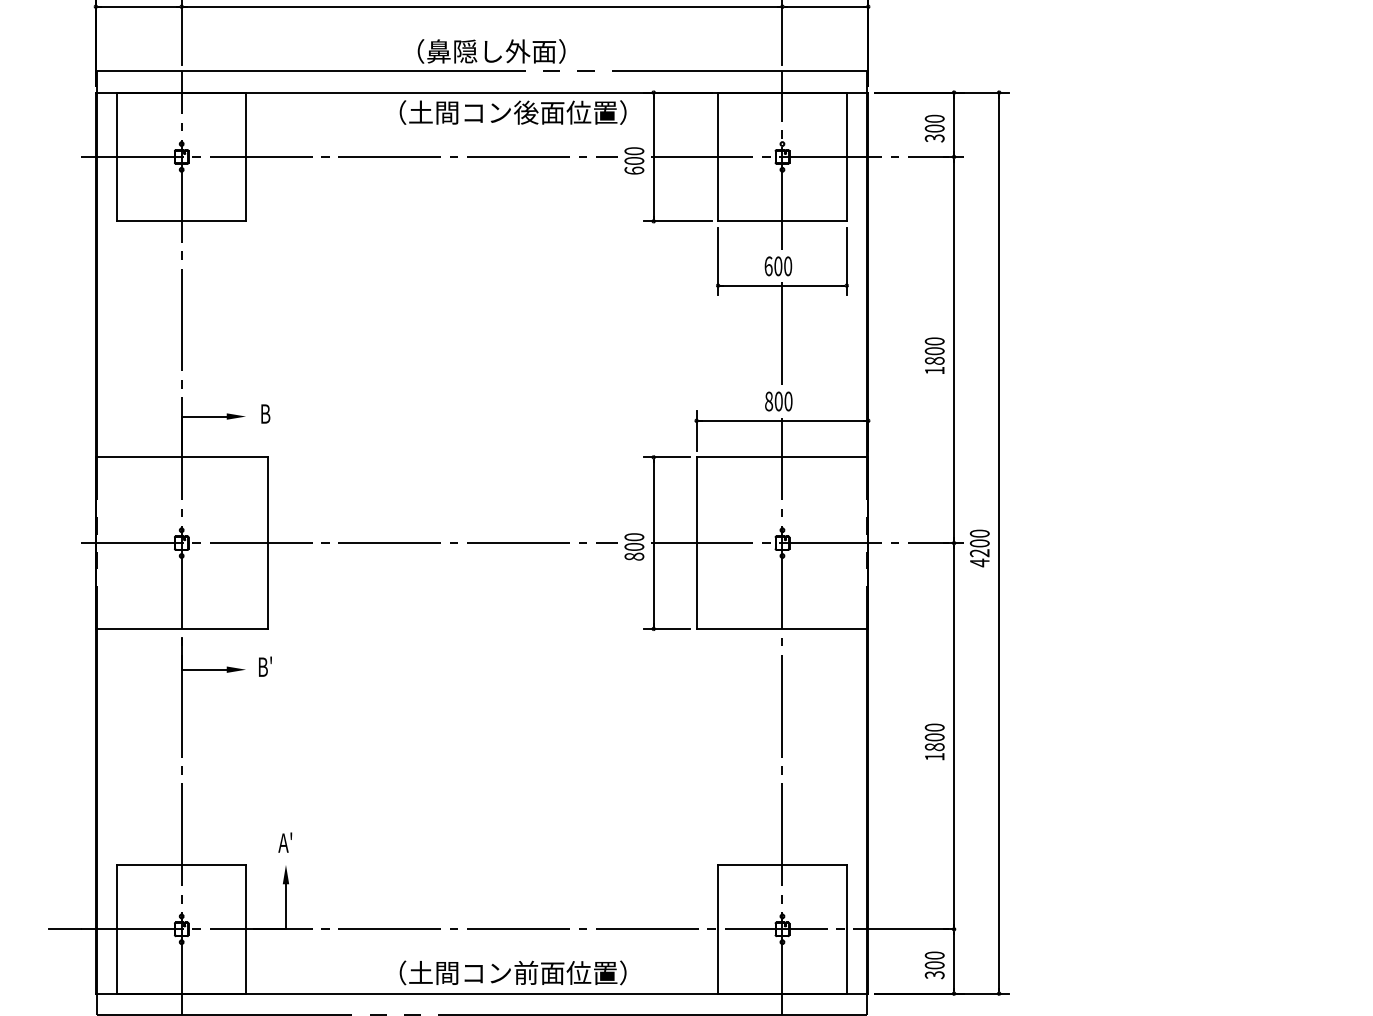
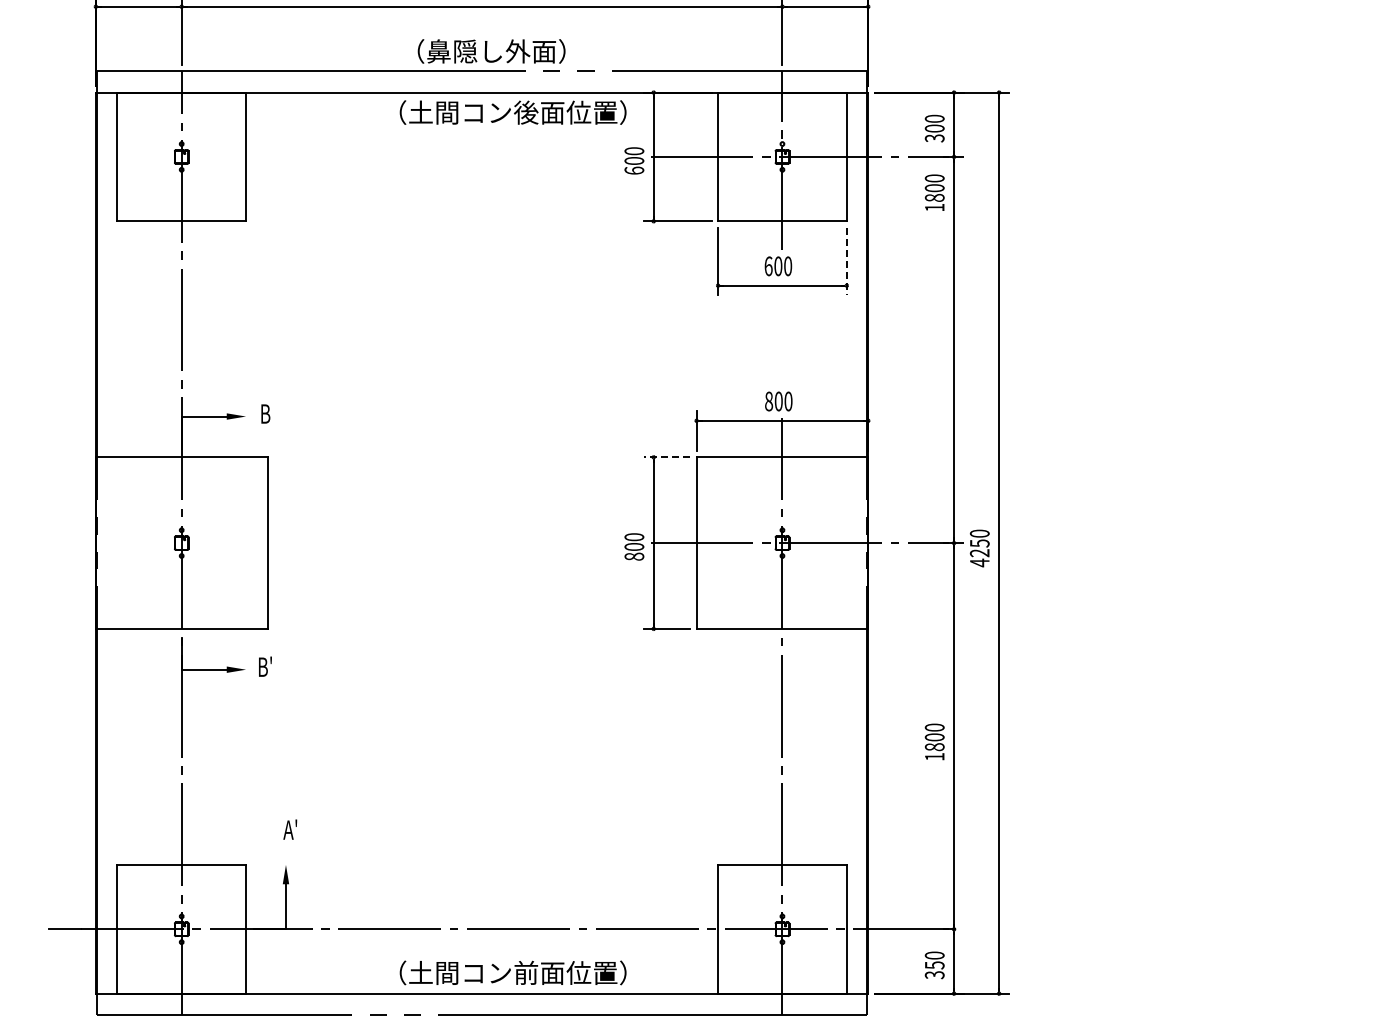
line: present -> none (349, 156)
line: solid -> dashed (846, 261)
line: present -> none (782, 333)
text position: (934, 355) -> (934, 192) (934, 192)
line: solid -> dashed (666, 457)
line: present -> none (349, 543)
text: 4200 -> 4250 (979, 543)
text position: (285, 842) -> (290, 829) (290, 829)
text: 300 -> 350 (934, 965)
